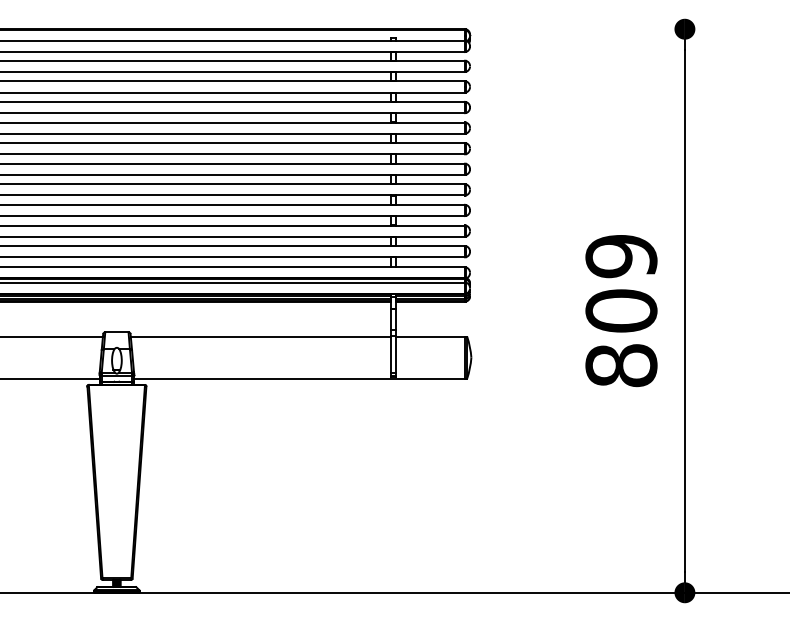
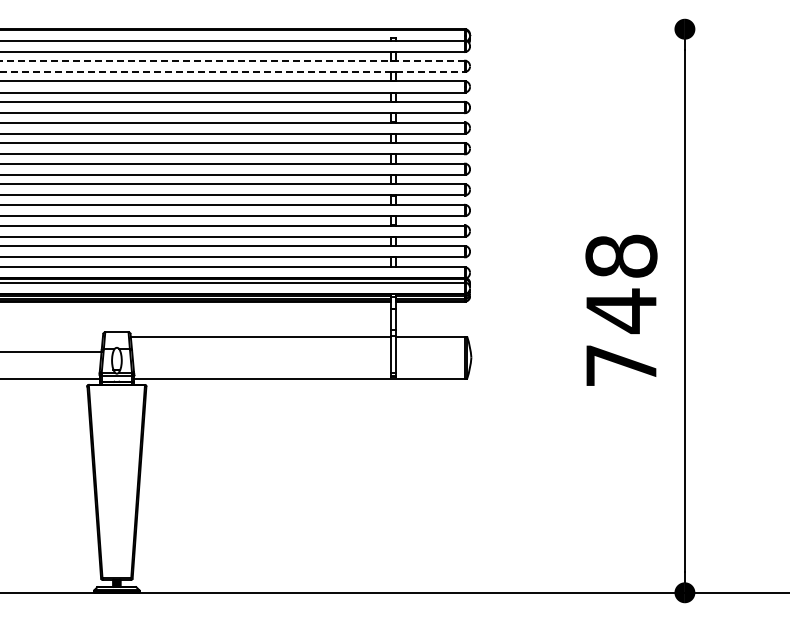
line: solid -> dashed (232, 60)
line: solid -> dashed (233, 71)
text: 809 -> 748 (621, 310)
line position: (52, 336) -> (52, 351) (52, 351)
